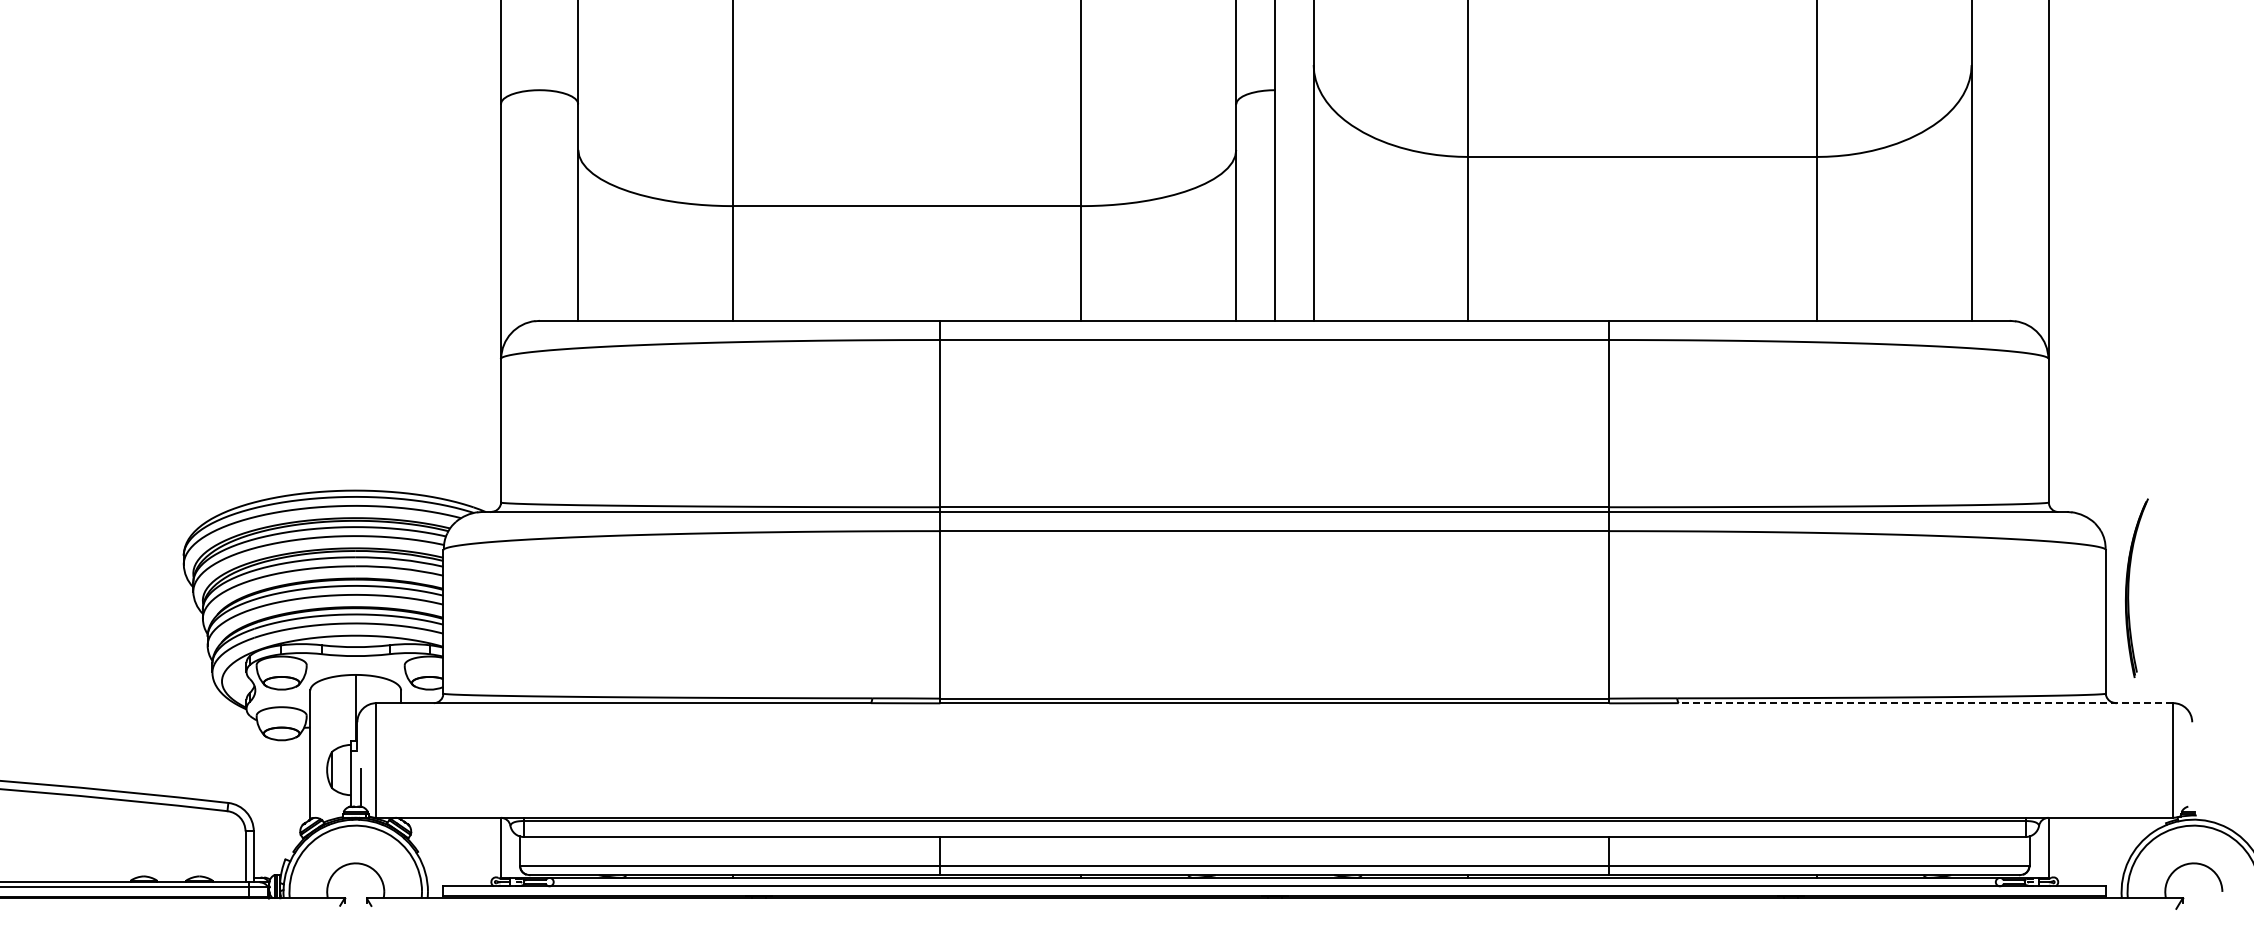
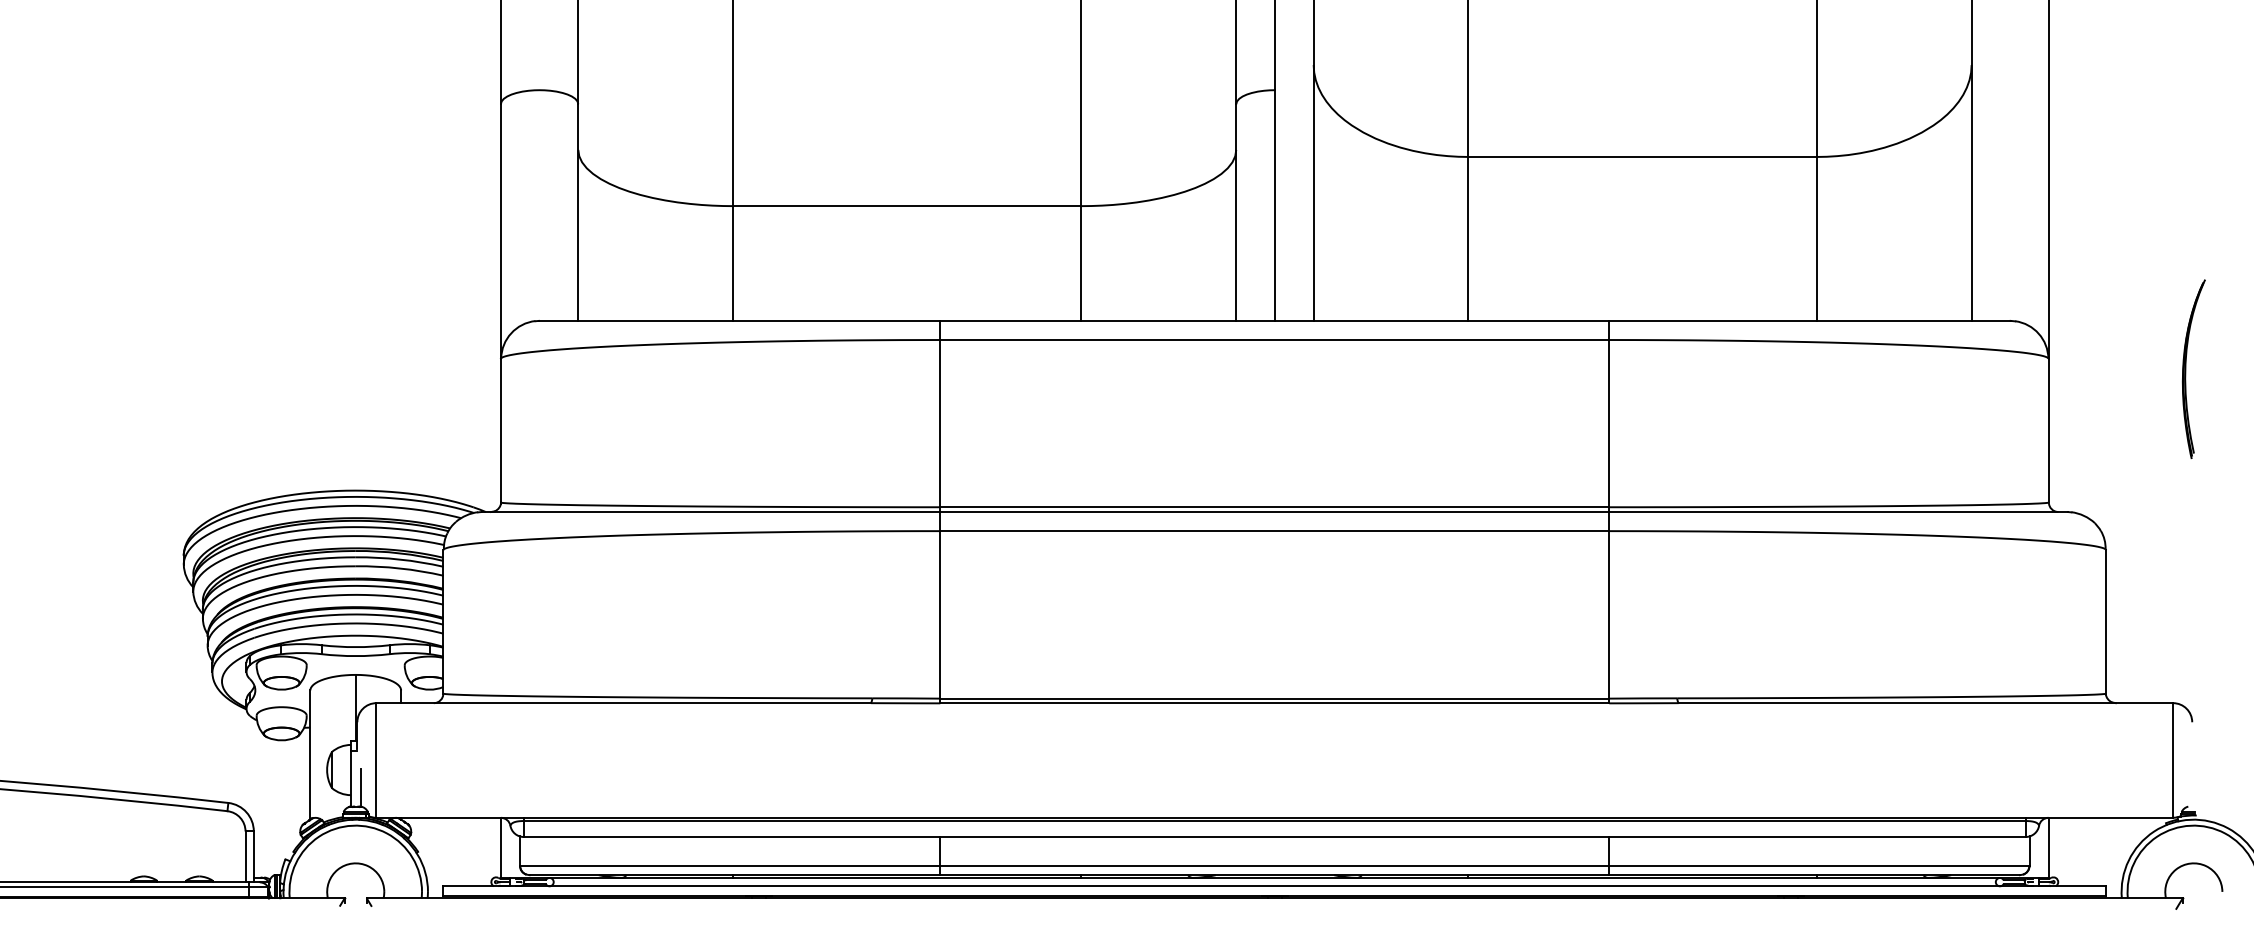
part position: (2129, 587) -> (2186, 368) (2186, 368)
line: dashed -> solid (1925, 703)
